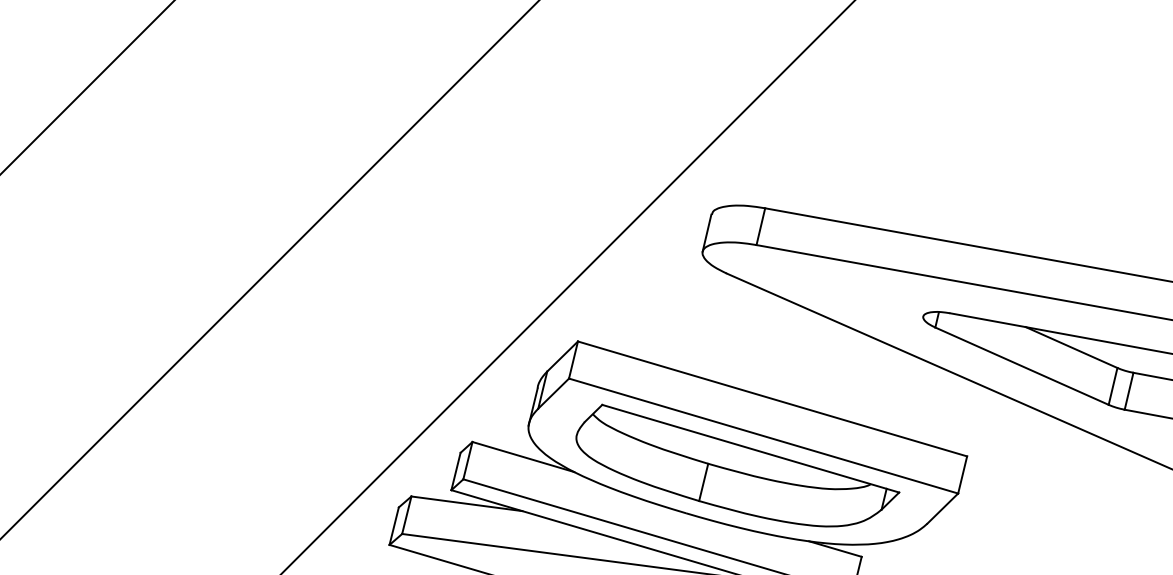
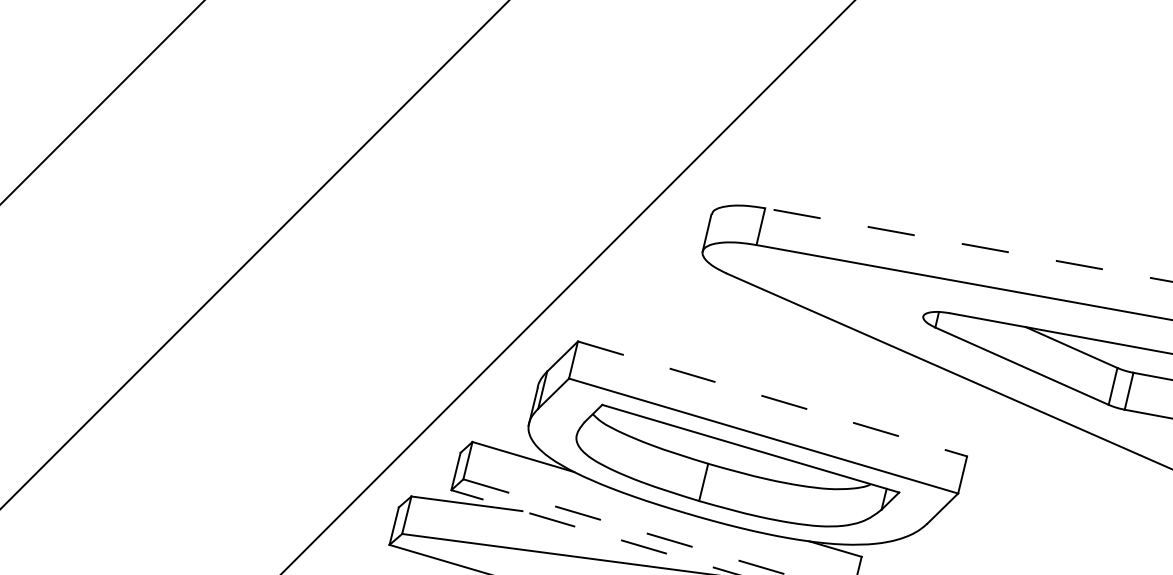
line position: (87, 87) -> (102, 102) (102, 102)
line: solid -> dashed (968, 245)
line position: (269, 269) -> (254, 254) (254, 254)
line: solid -> dashed (772, 398)
line: solid -> dashed (625, 527)
line: solid -> dashed (594, 532)
